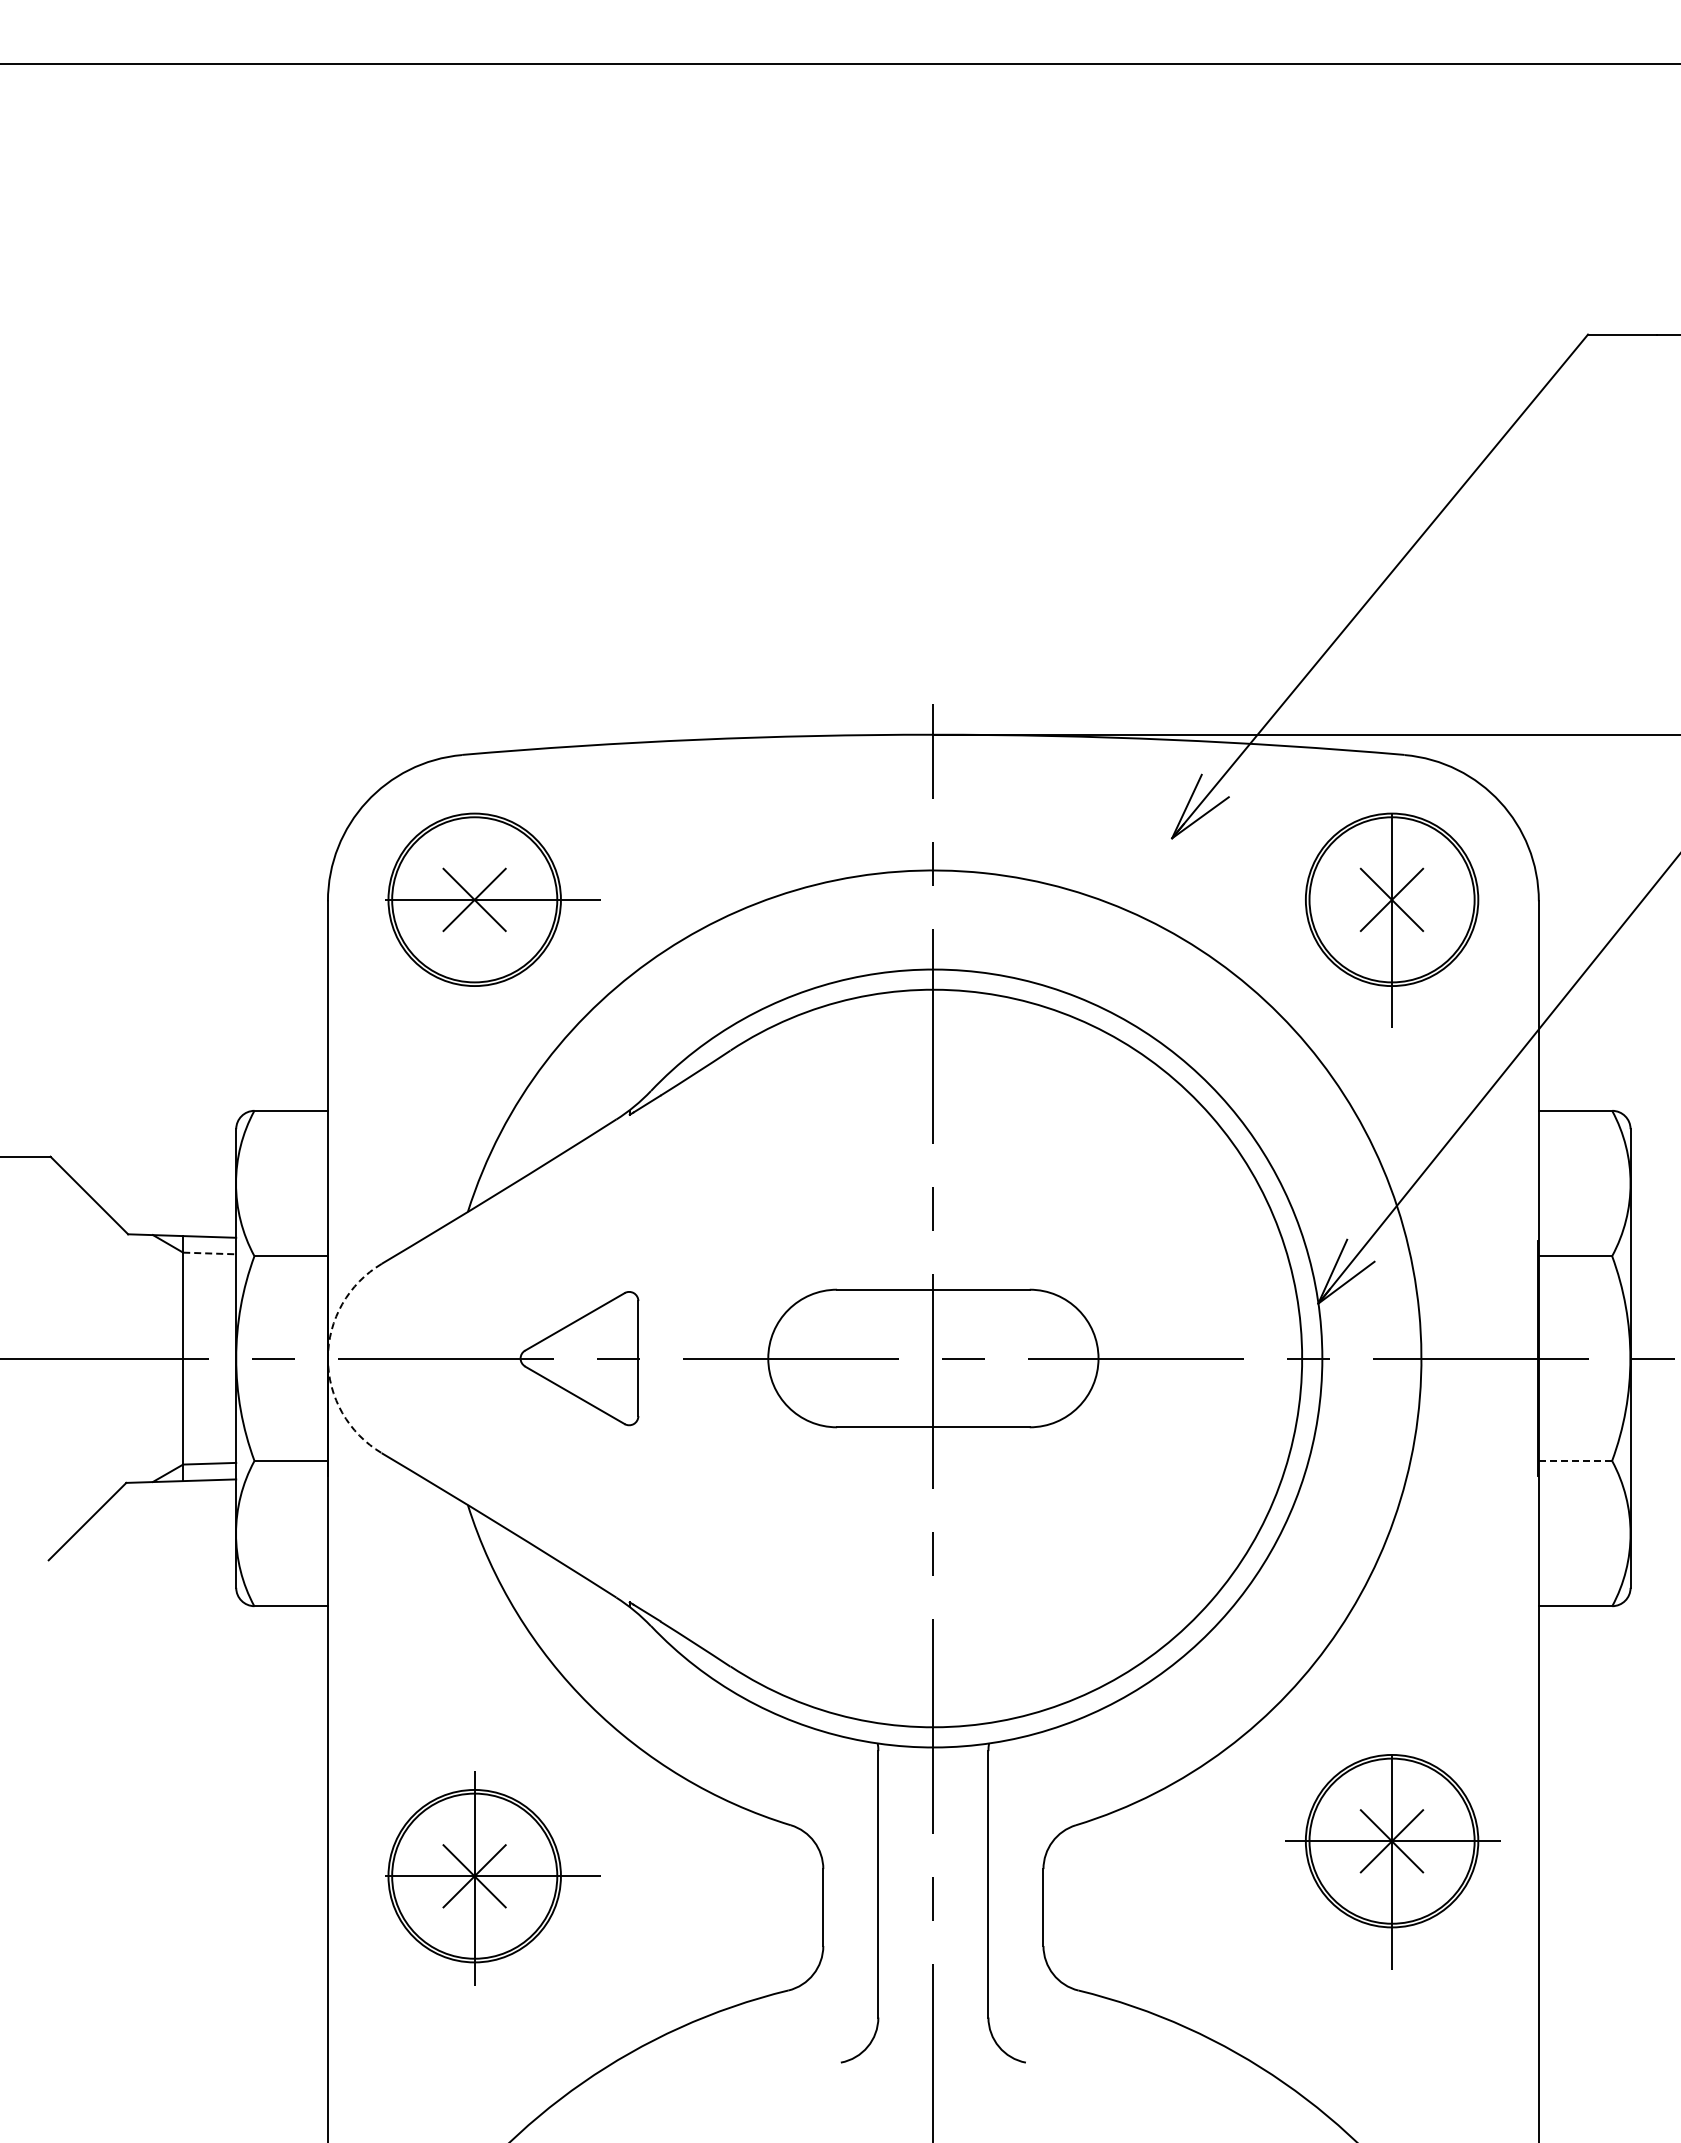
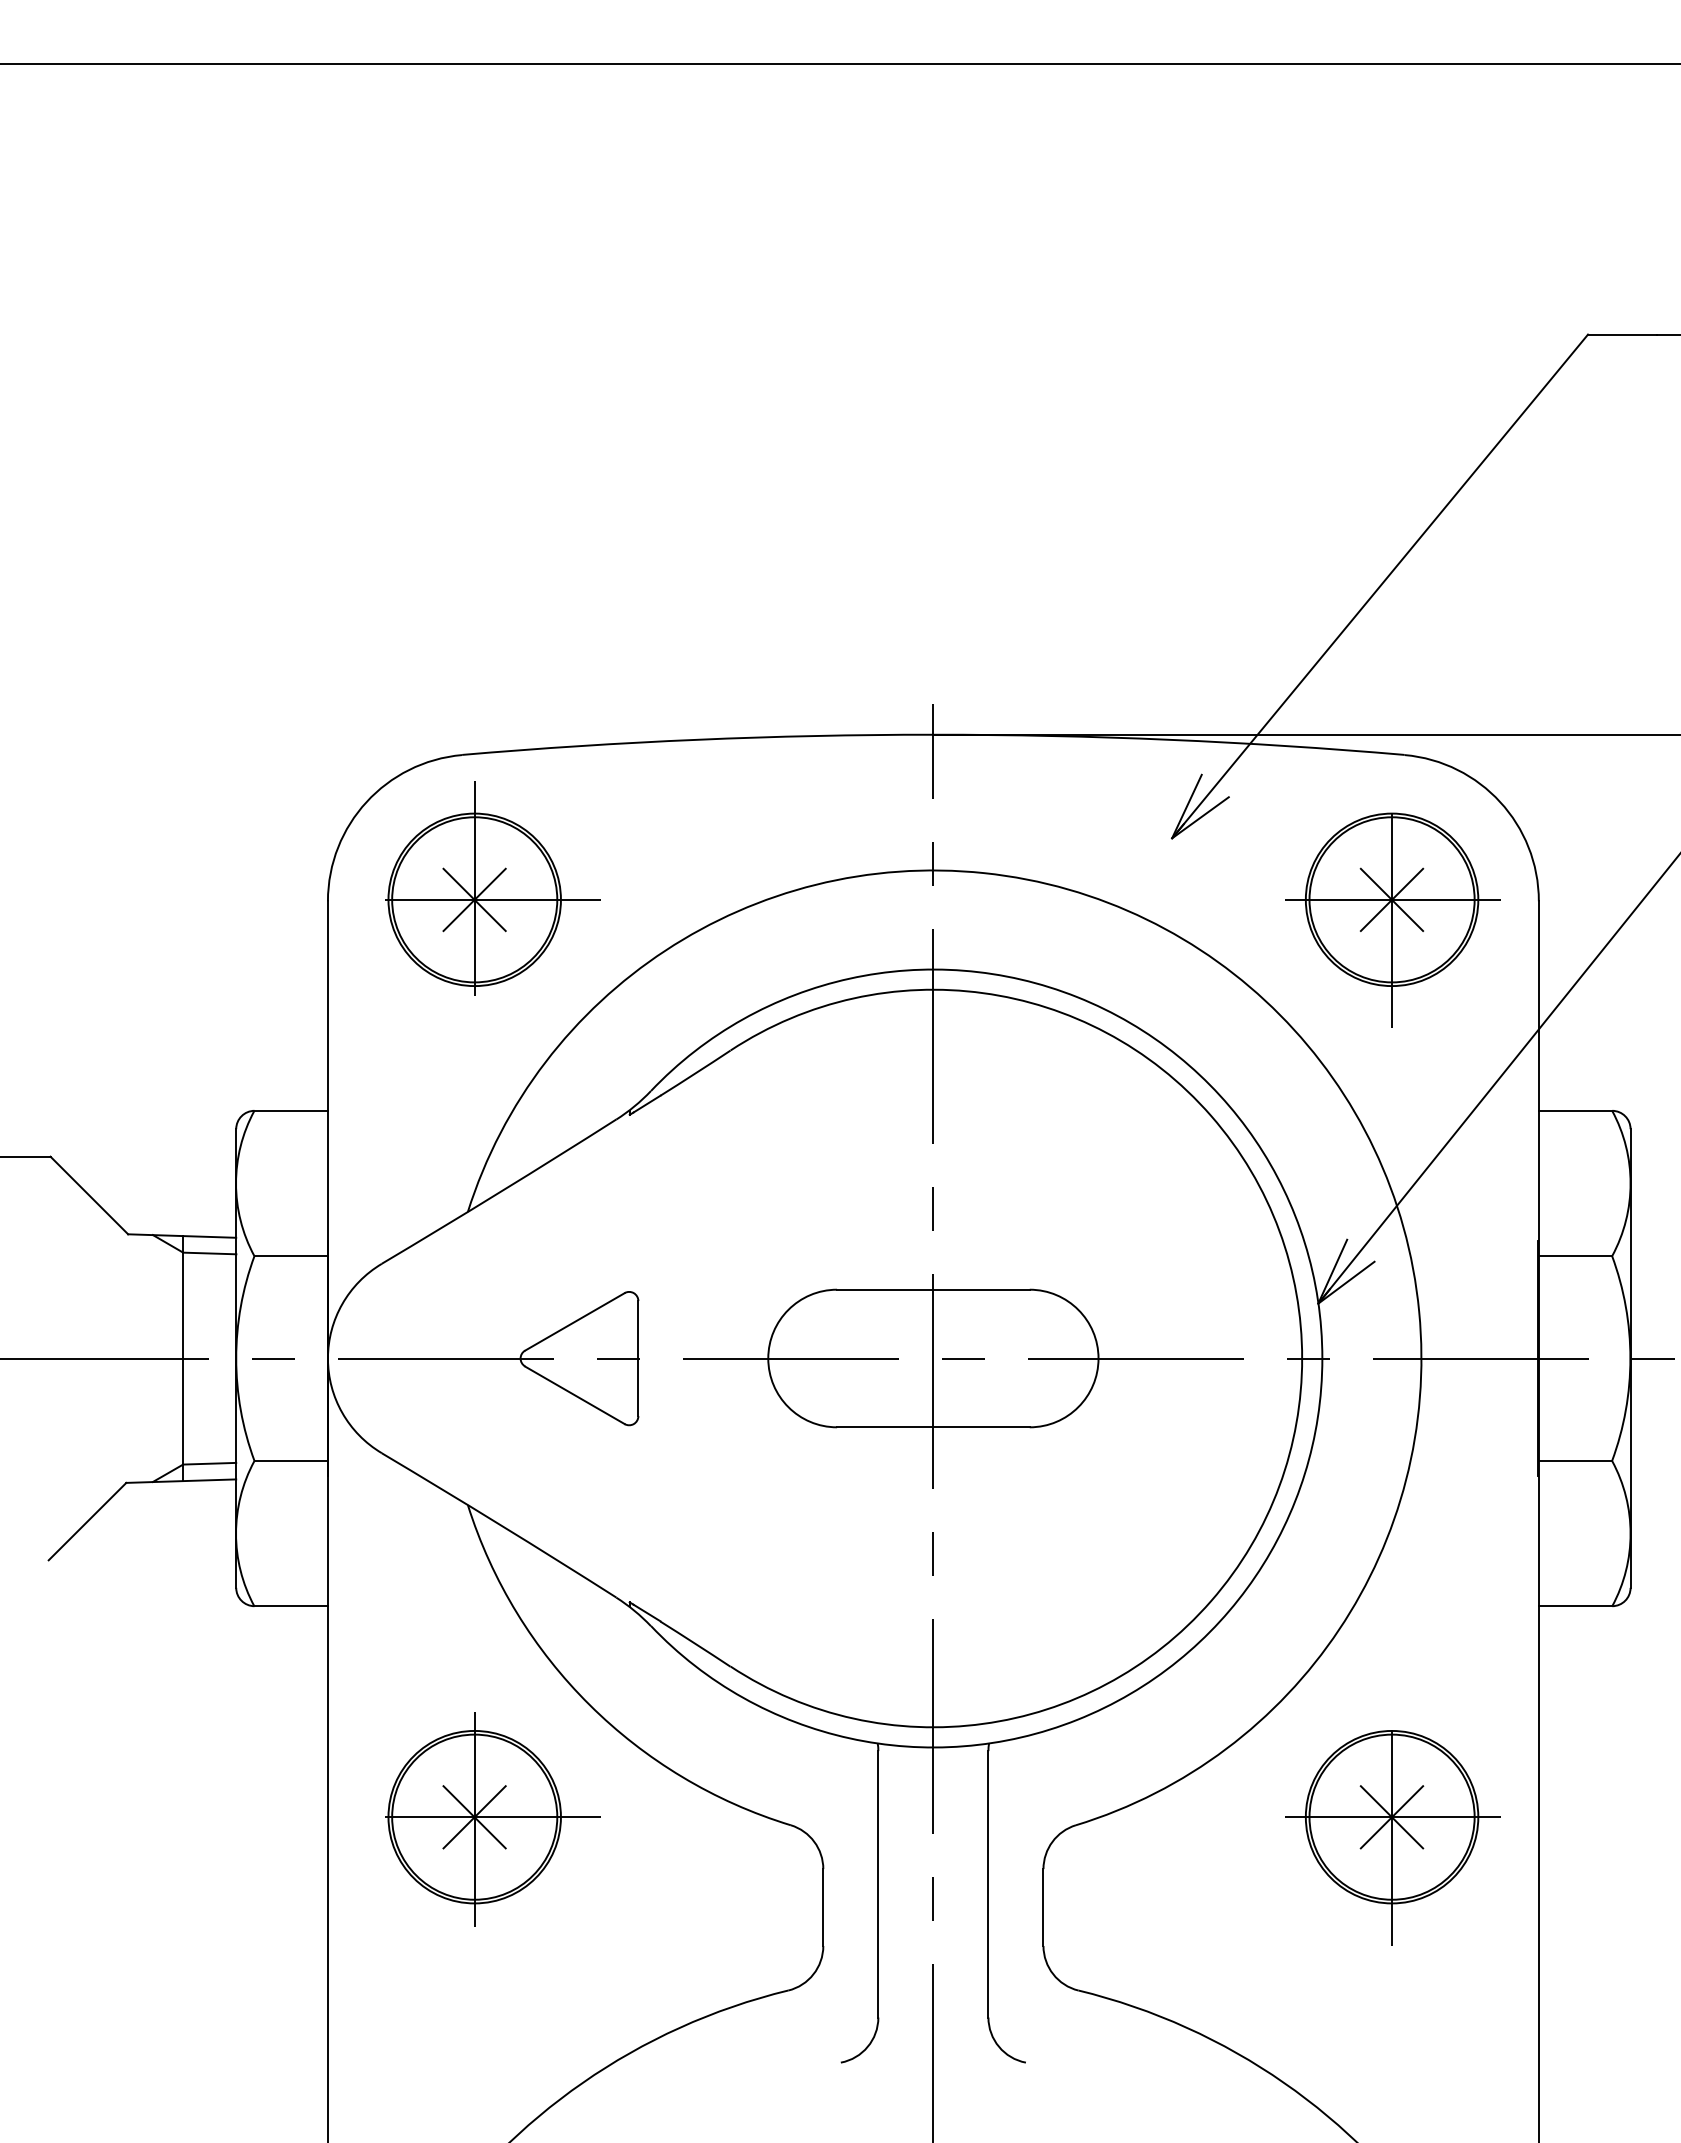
line: none -> present (474, 876)
line: none -> present (1381, 899)
line: dashed -> solid (209, 1253)
arc: dashed -> solid (327, 1358)
line: dashed -> solid (1575, 1461)
part position: (1392, 1861) -> (1392, 1837) (1392, 1837)
part position: (492, 1878) -> (492, 1819) (492, 1819)
